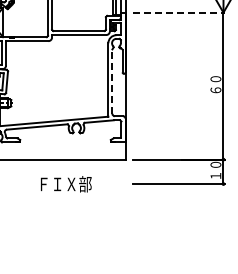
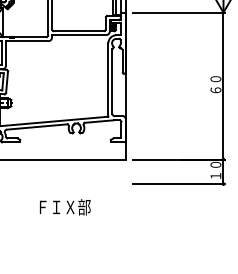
line: dashed -> solid (178, 12)
line: dashed -> solid (112, 81)
text position: (66, 184) -> (65, 207) (65, 207)
